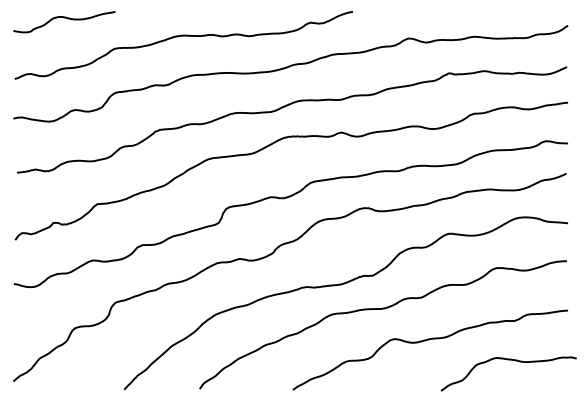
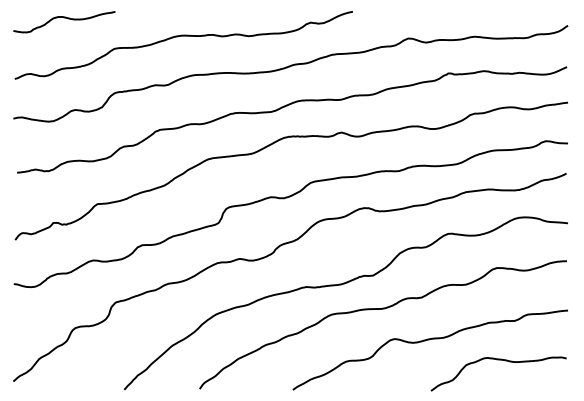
curve position: (508, 360) -> (498, 360) (498, 360)
